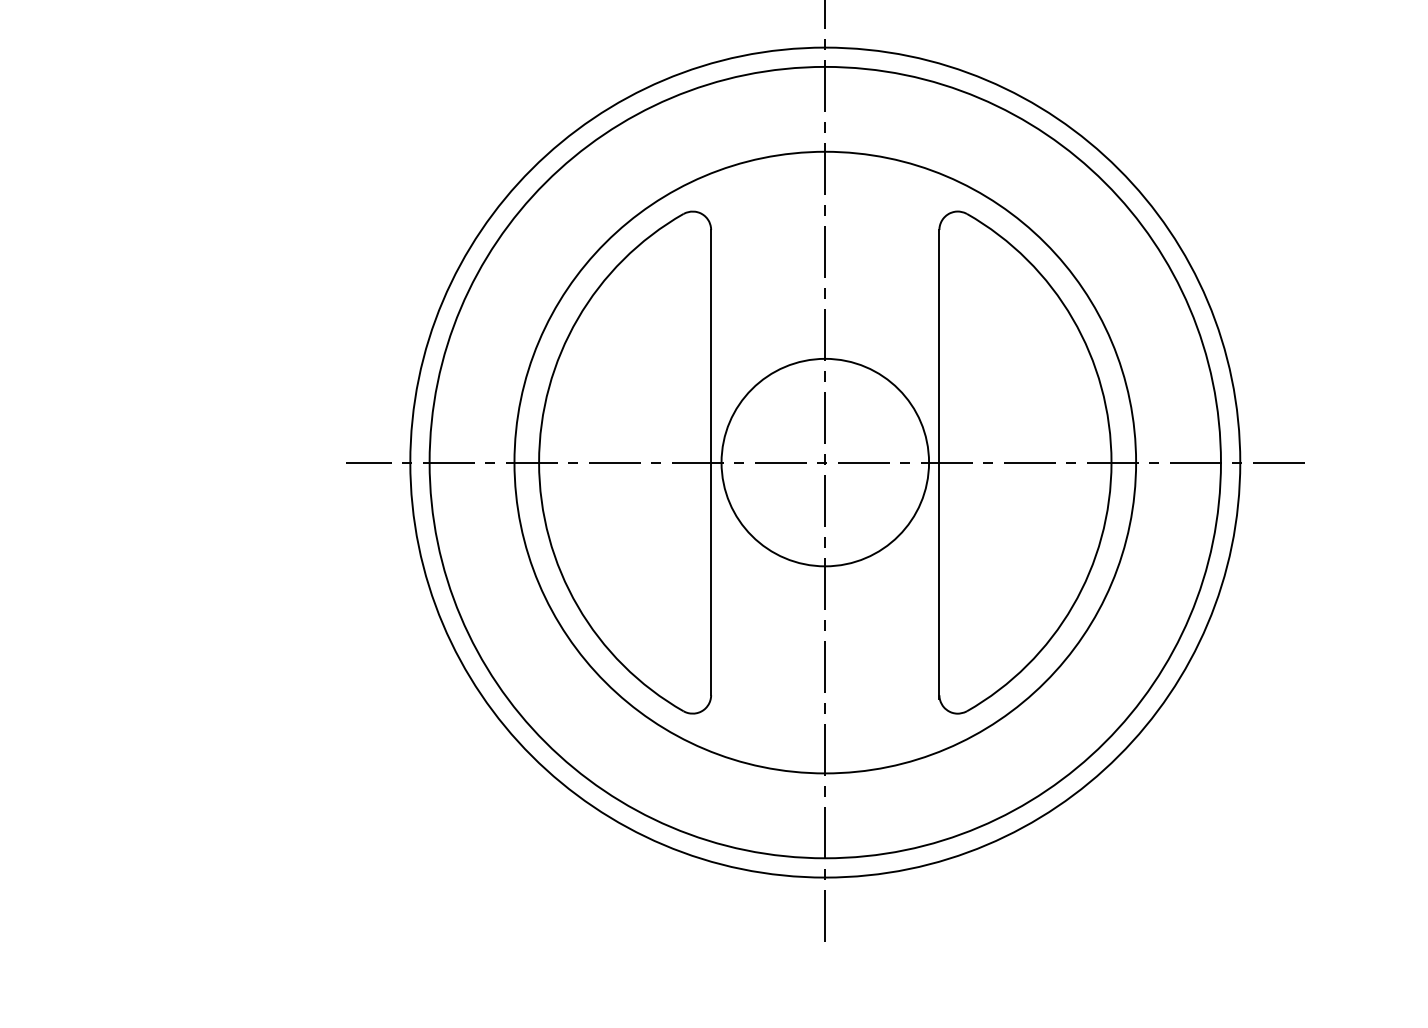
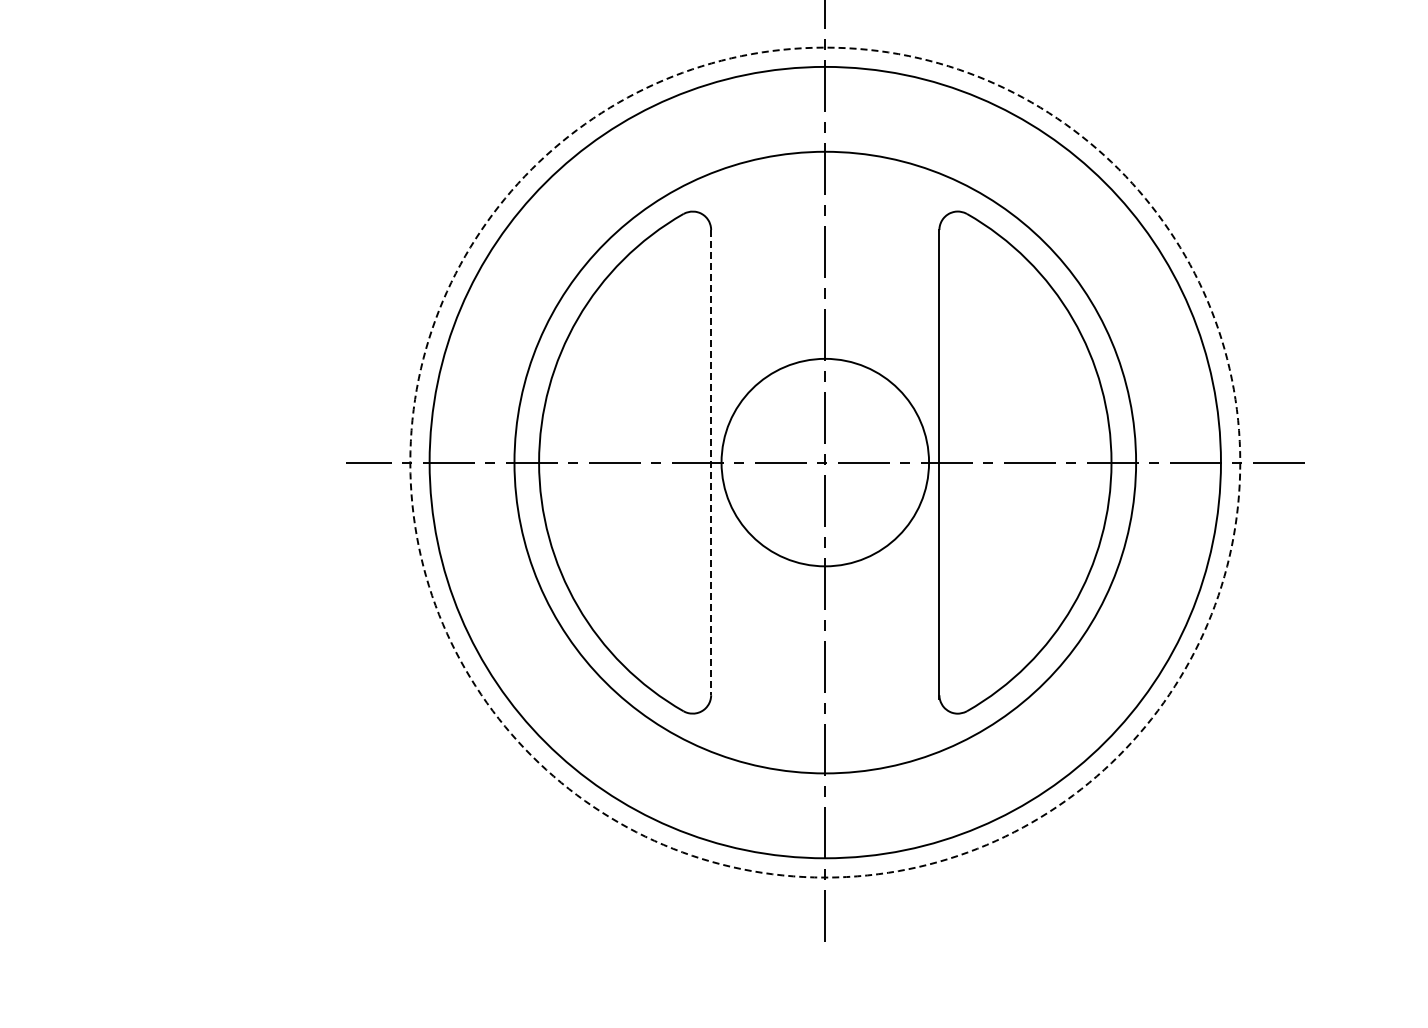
line: solid -> dashed (711, 462)
circle: solid -> dashed (825, 462)
